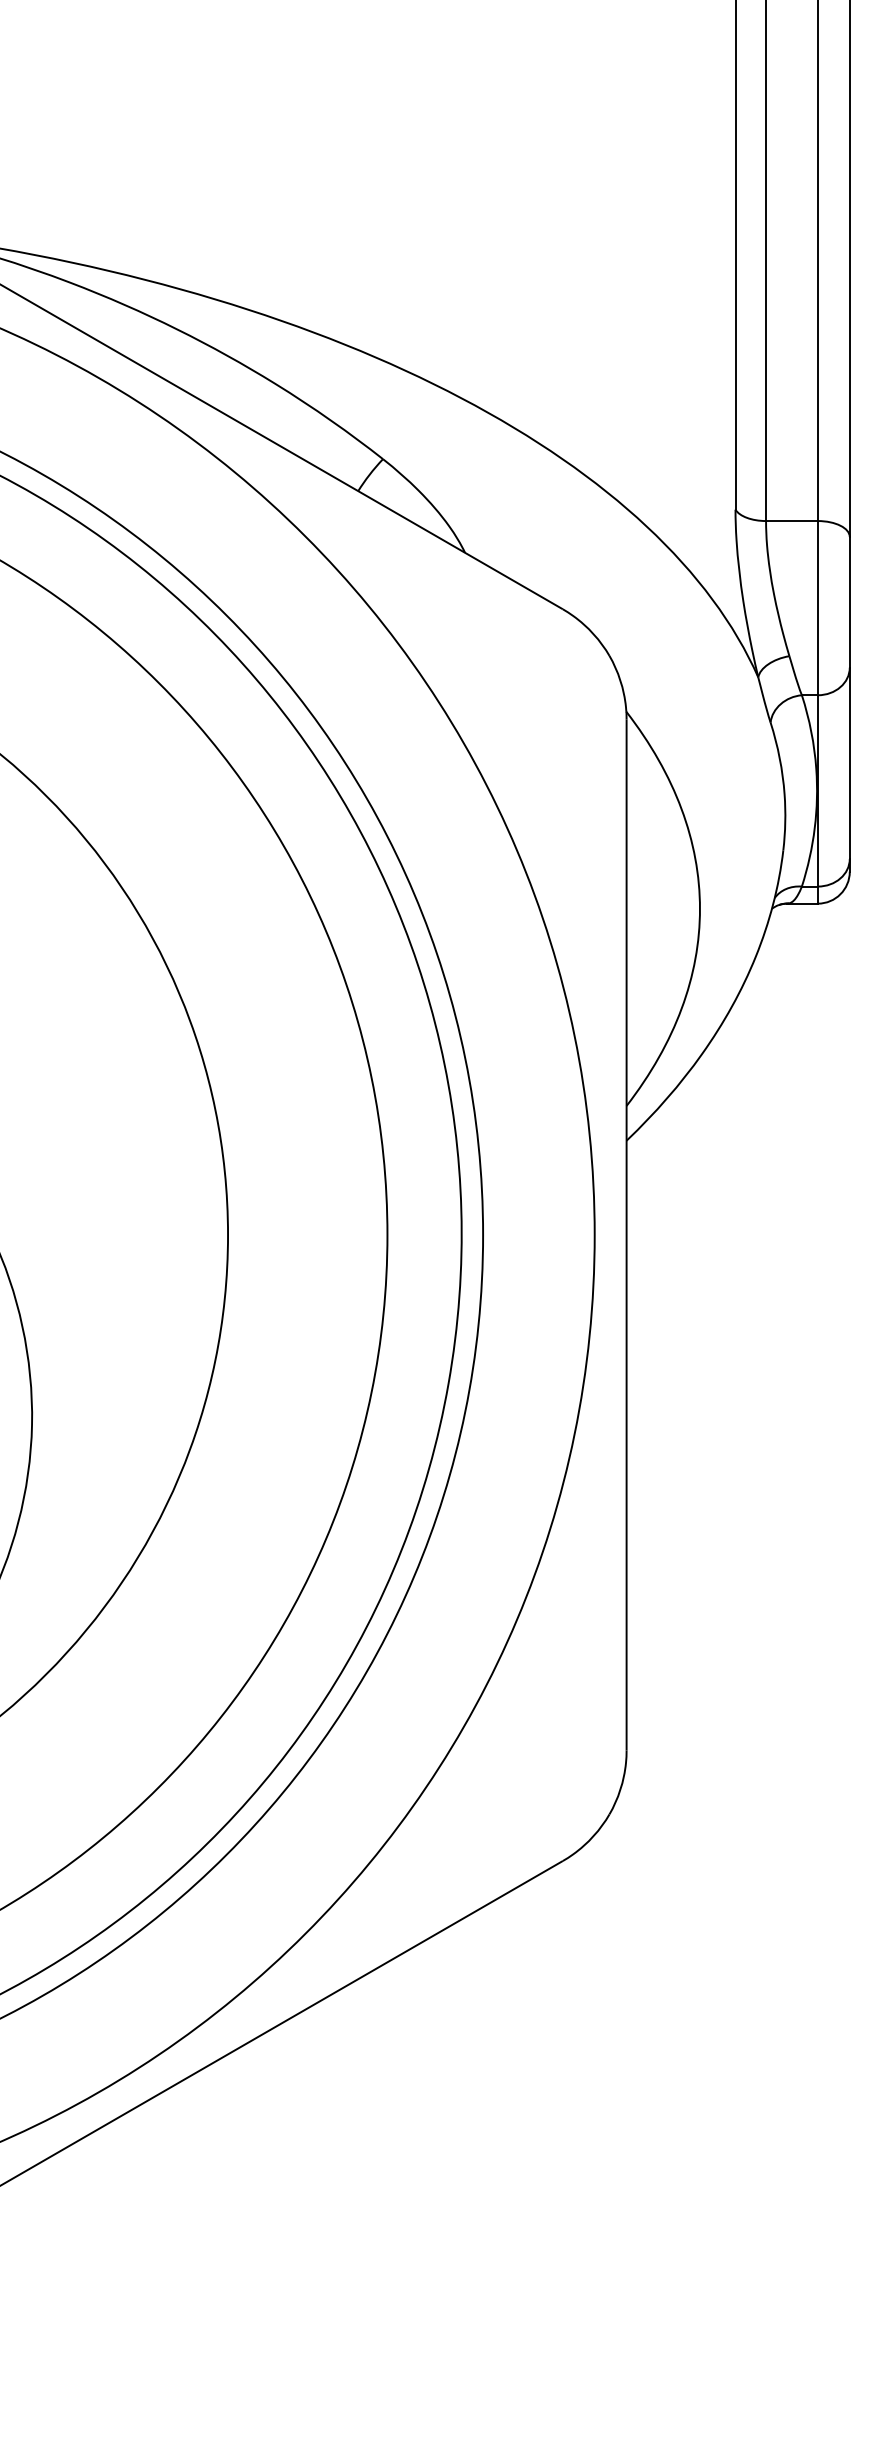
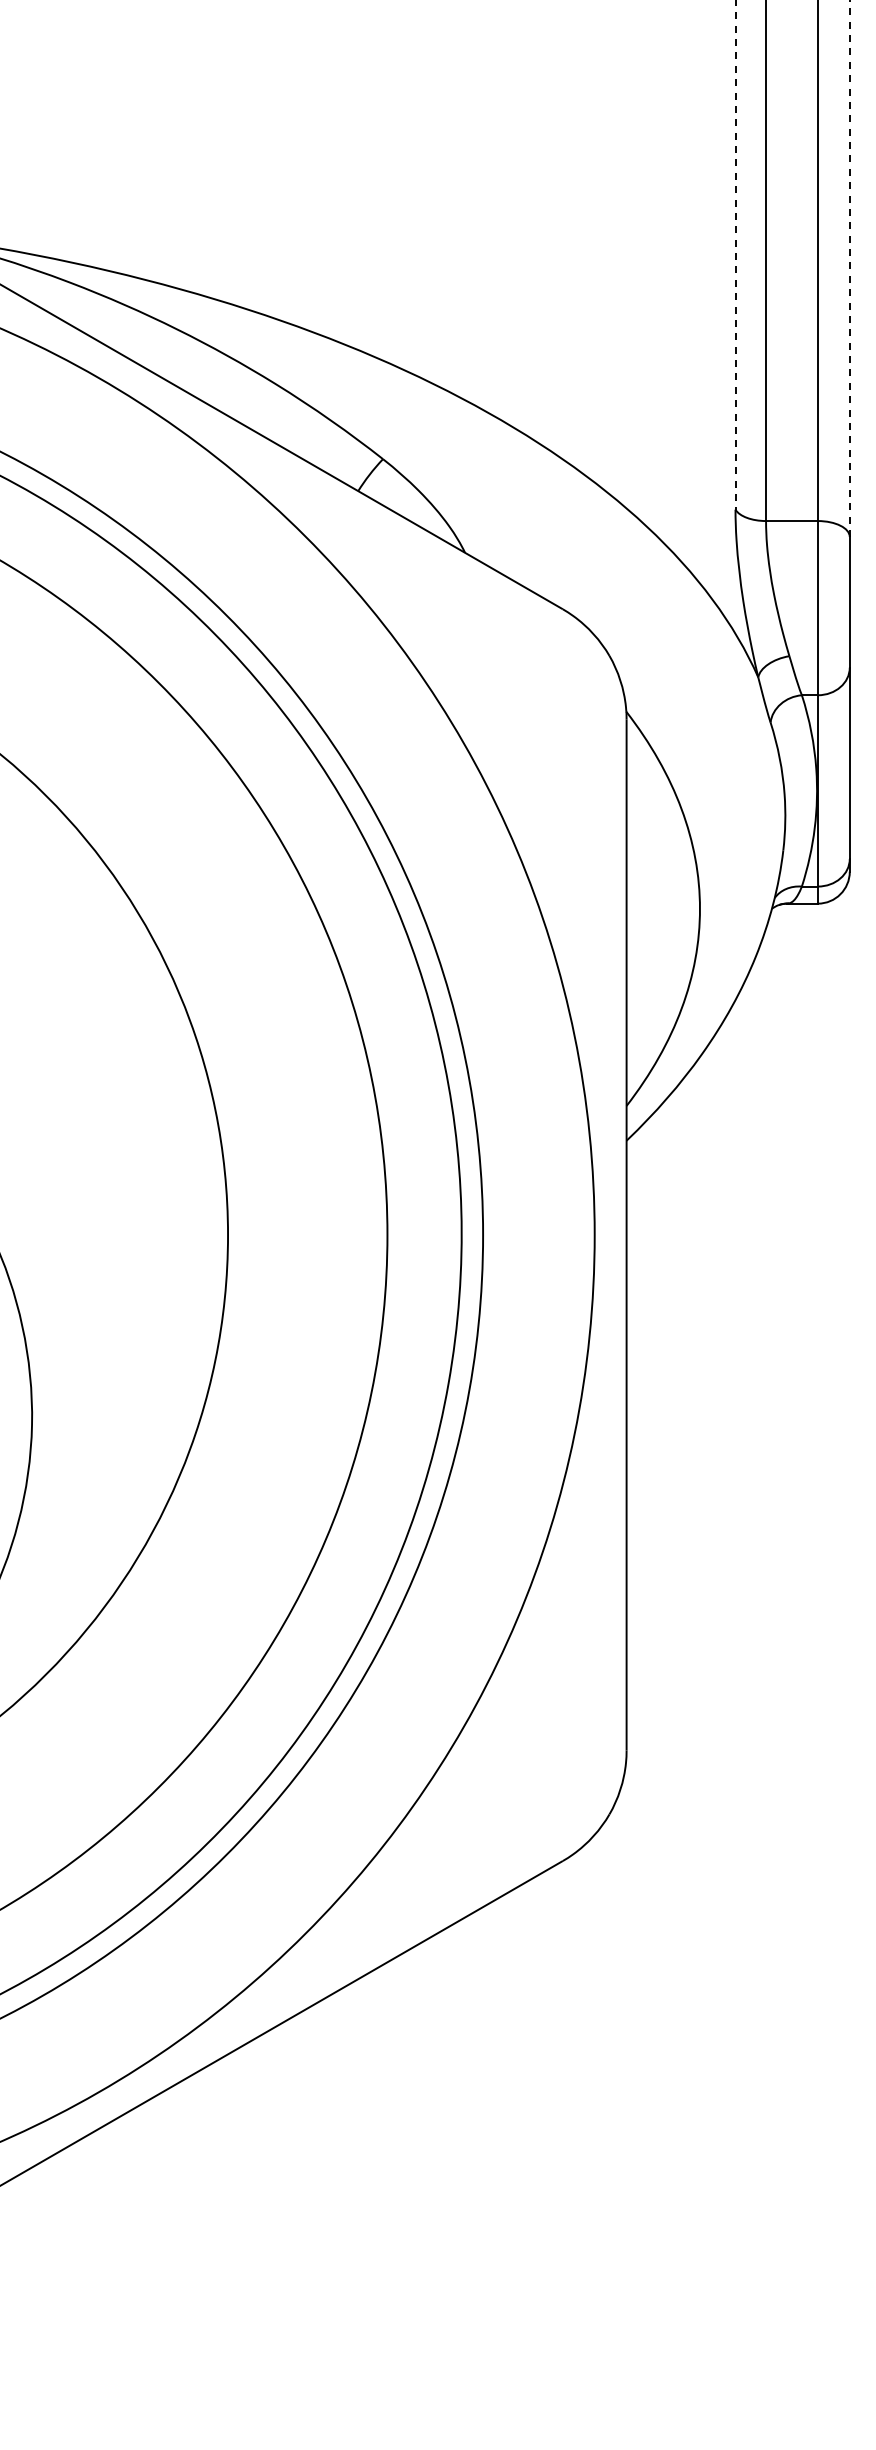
line: solid -> dashed (735, 255)
line: solid -> dashed (849, 268)
